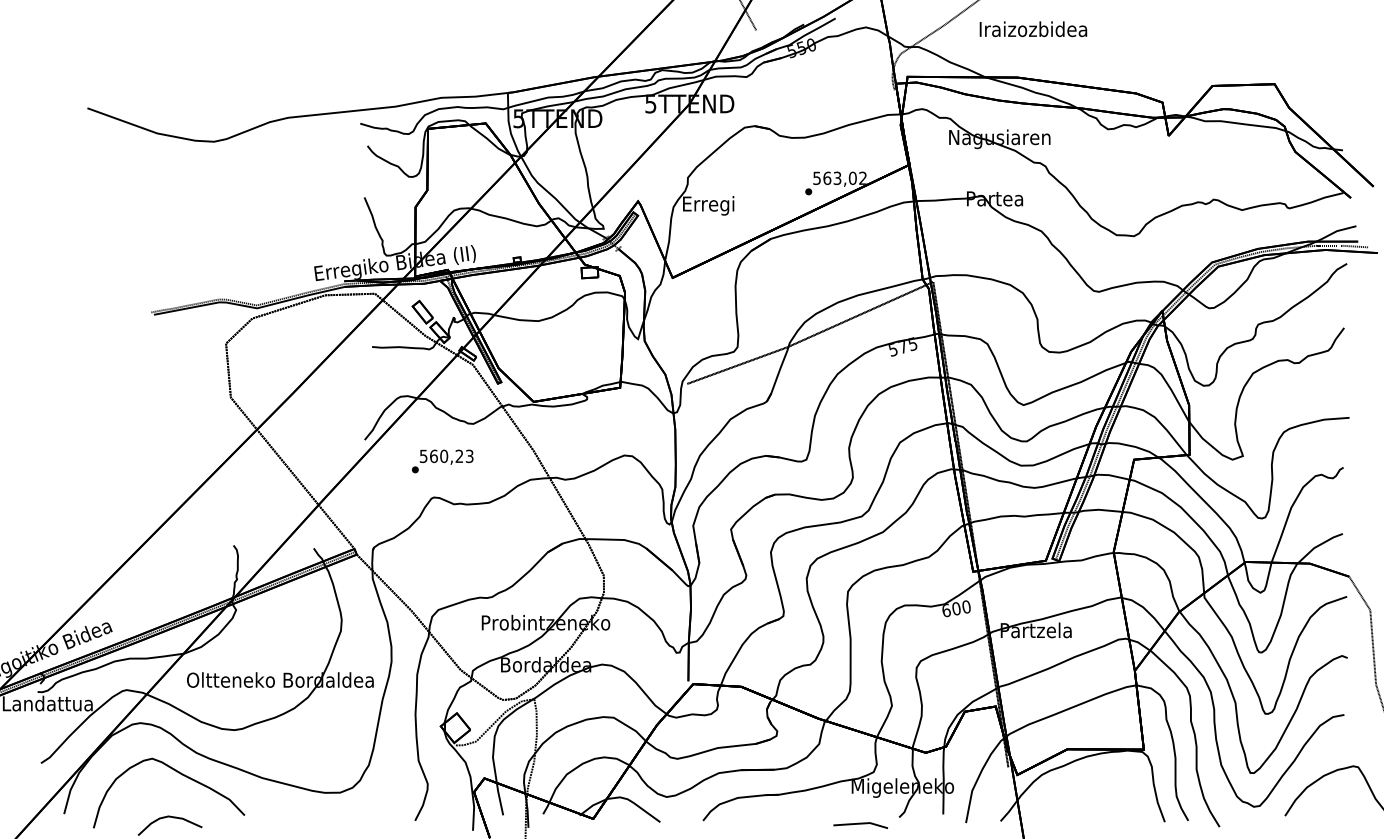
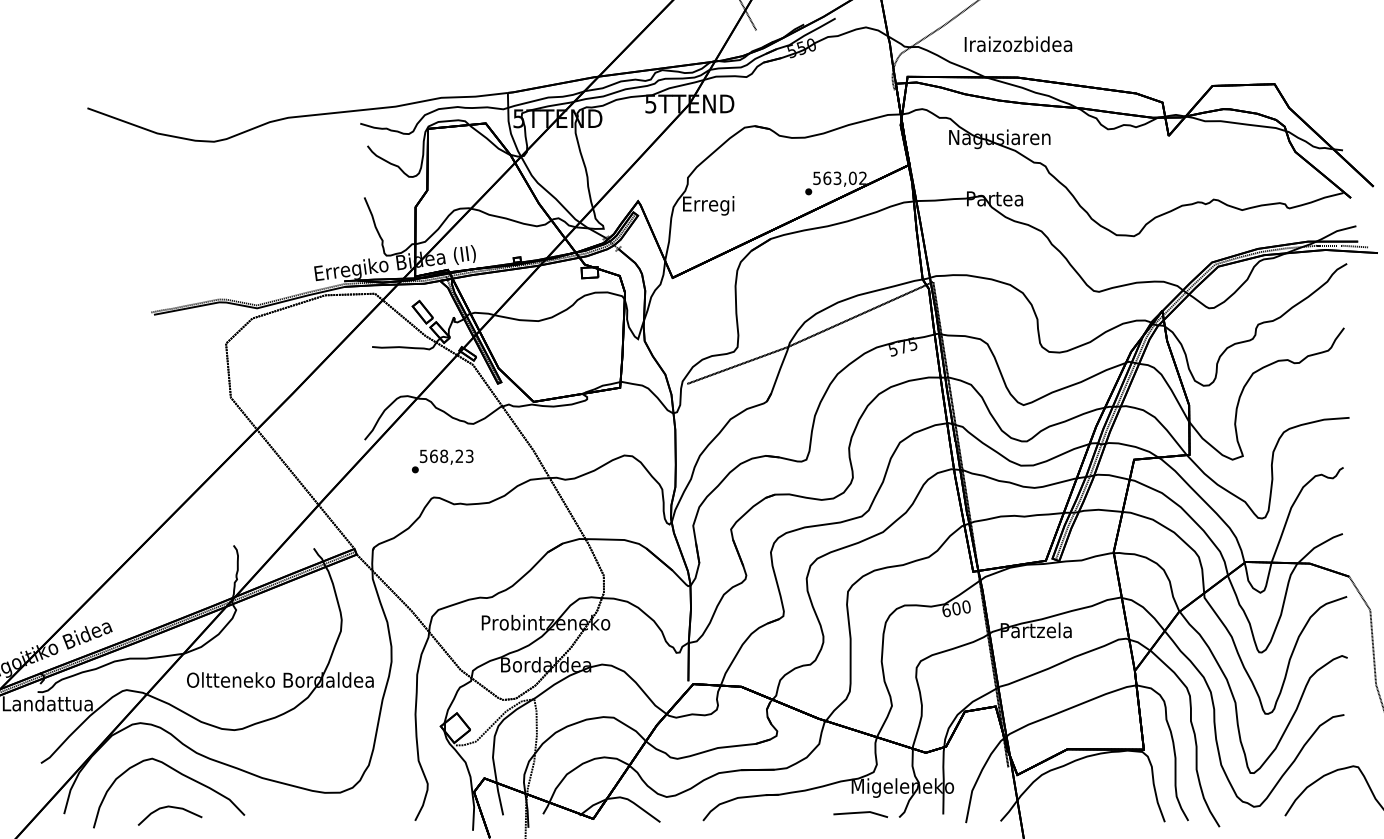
text position: (1033, 29) -> (1018, 44) (1018, 44)
text: 560,23 -> 568,23 (444, 456)
curve position: (169, 817) -> (169, 807) (169, 807)
line position: (860, 824) -> (860, 813) (860, 813)
